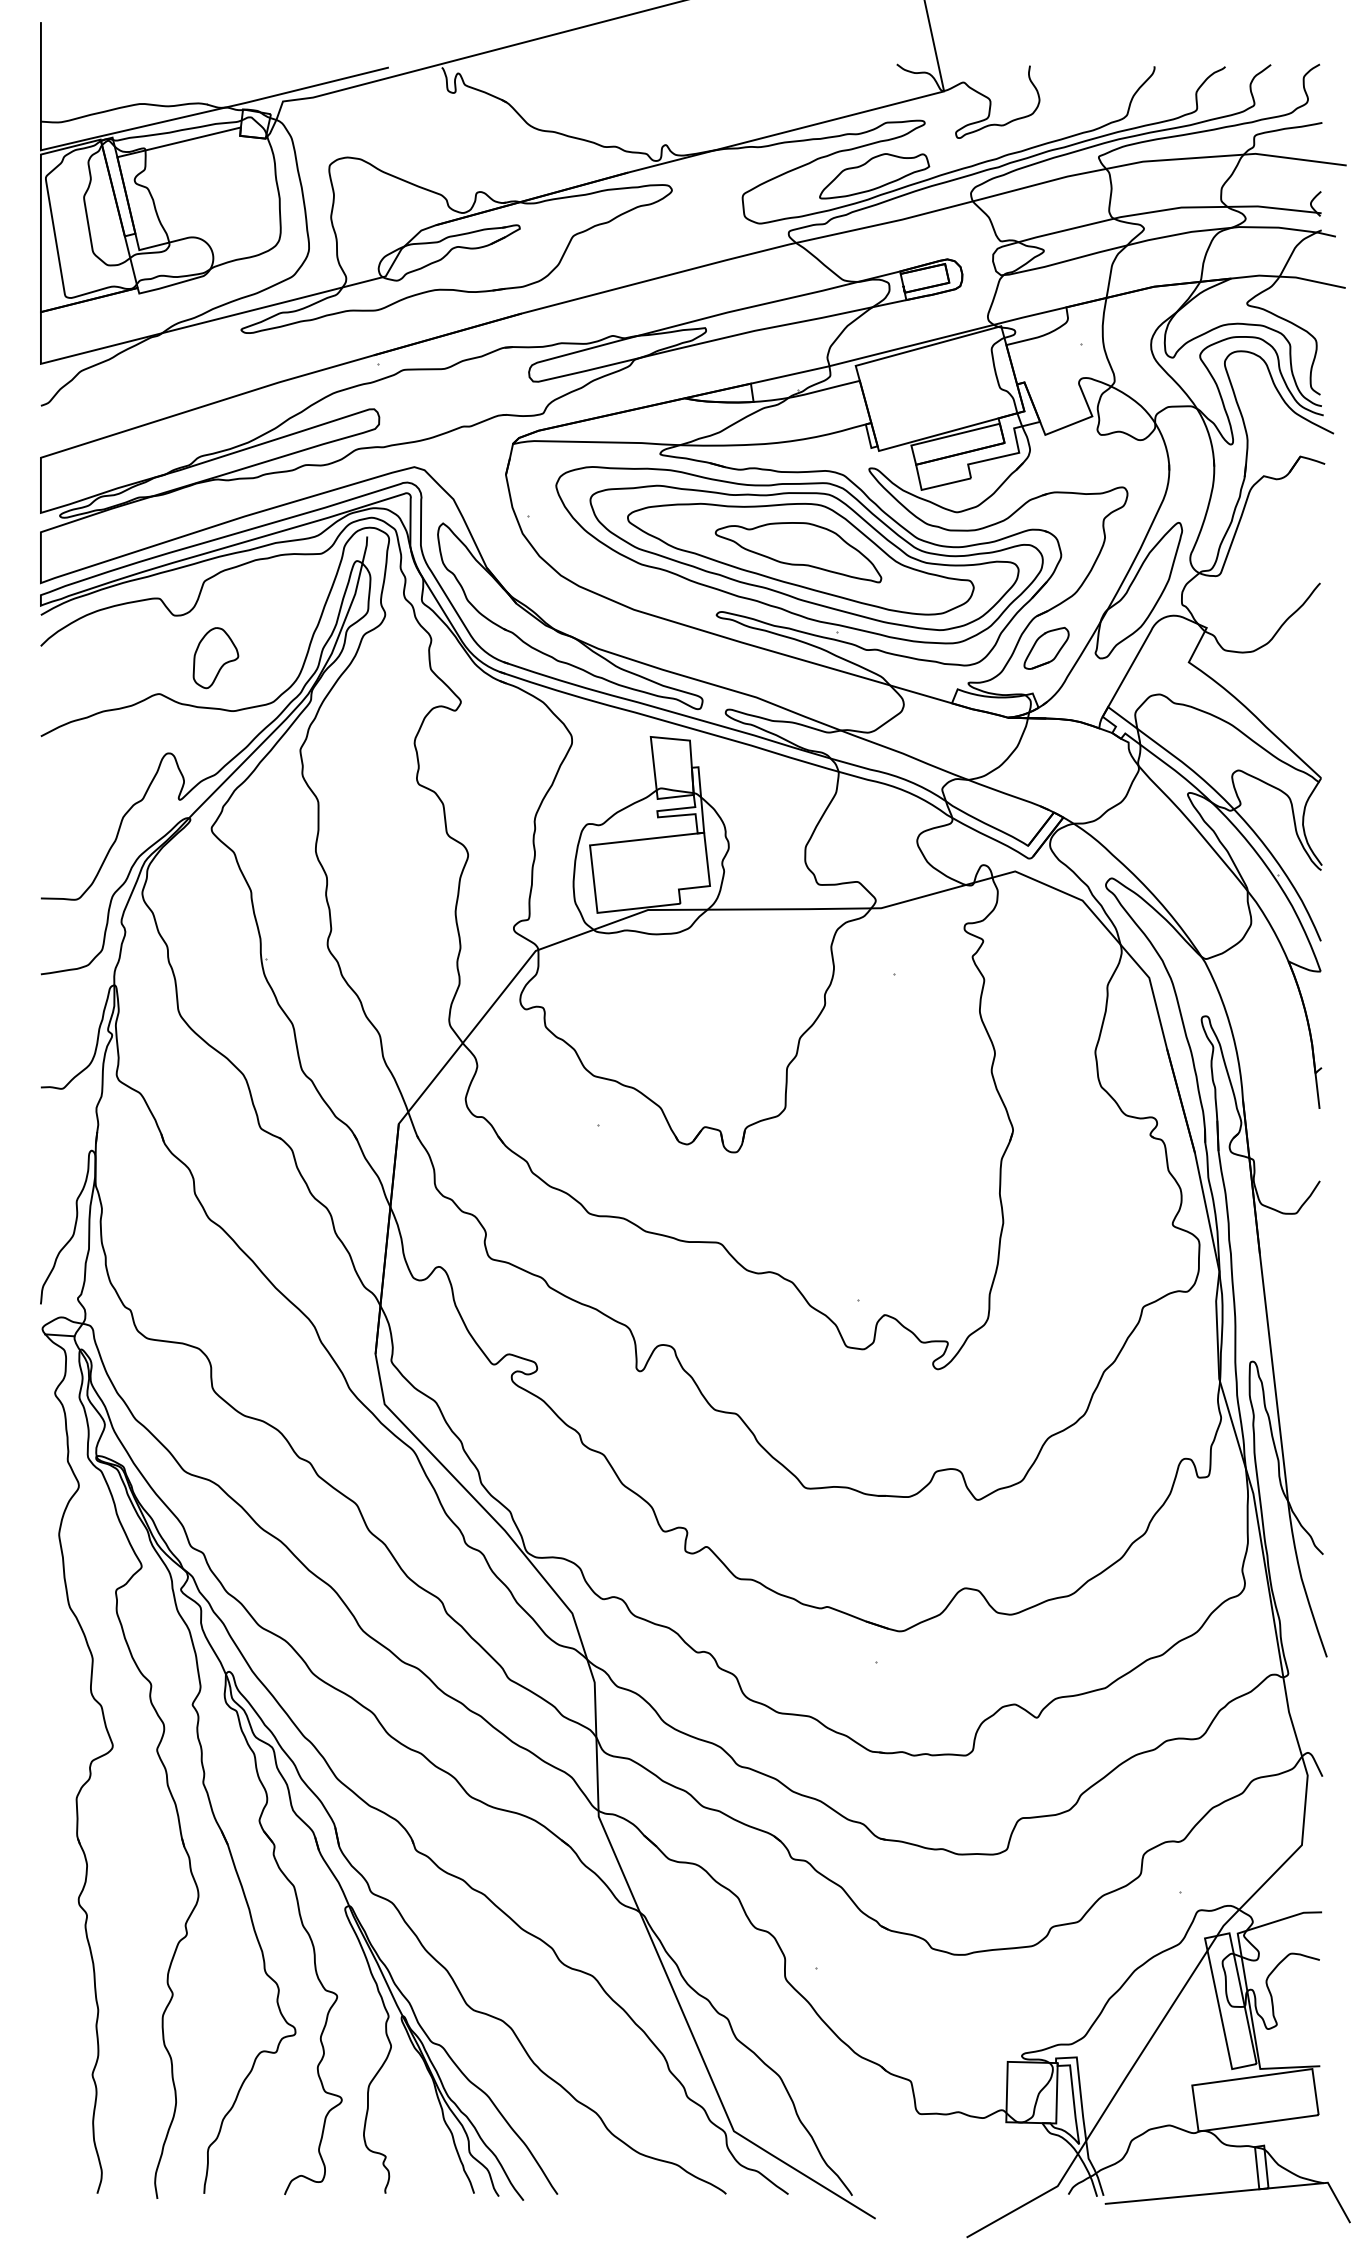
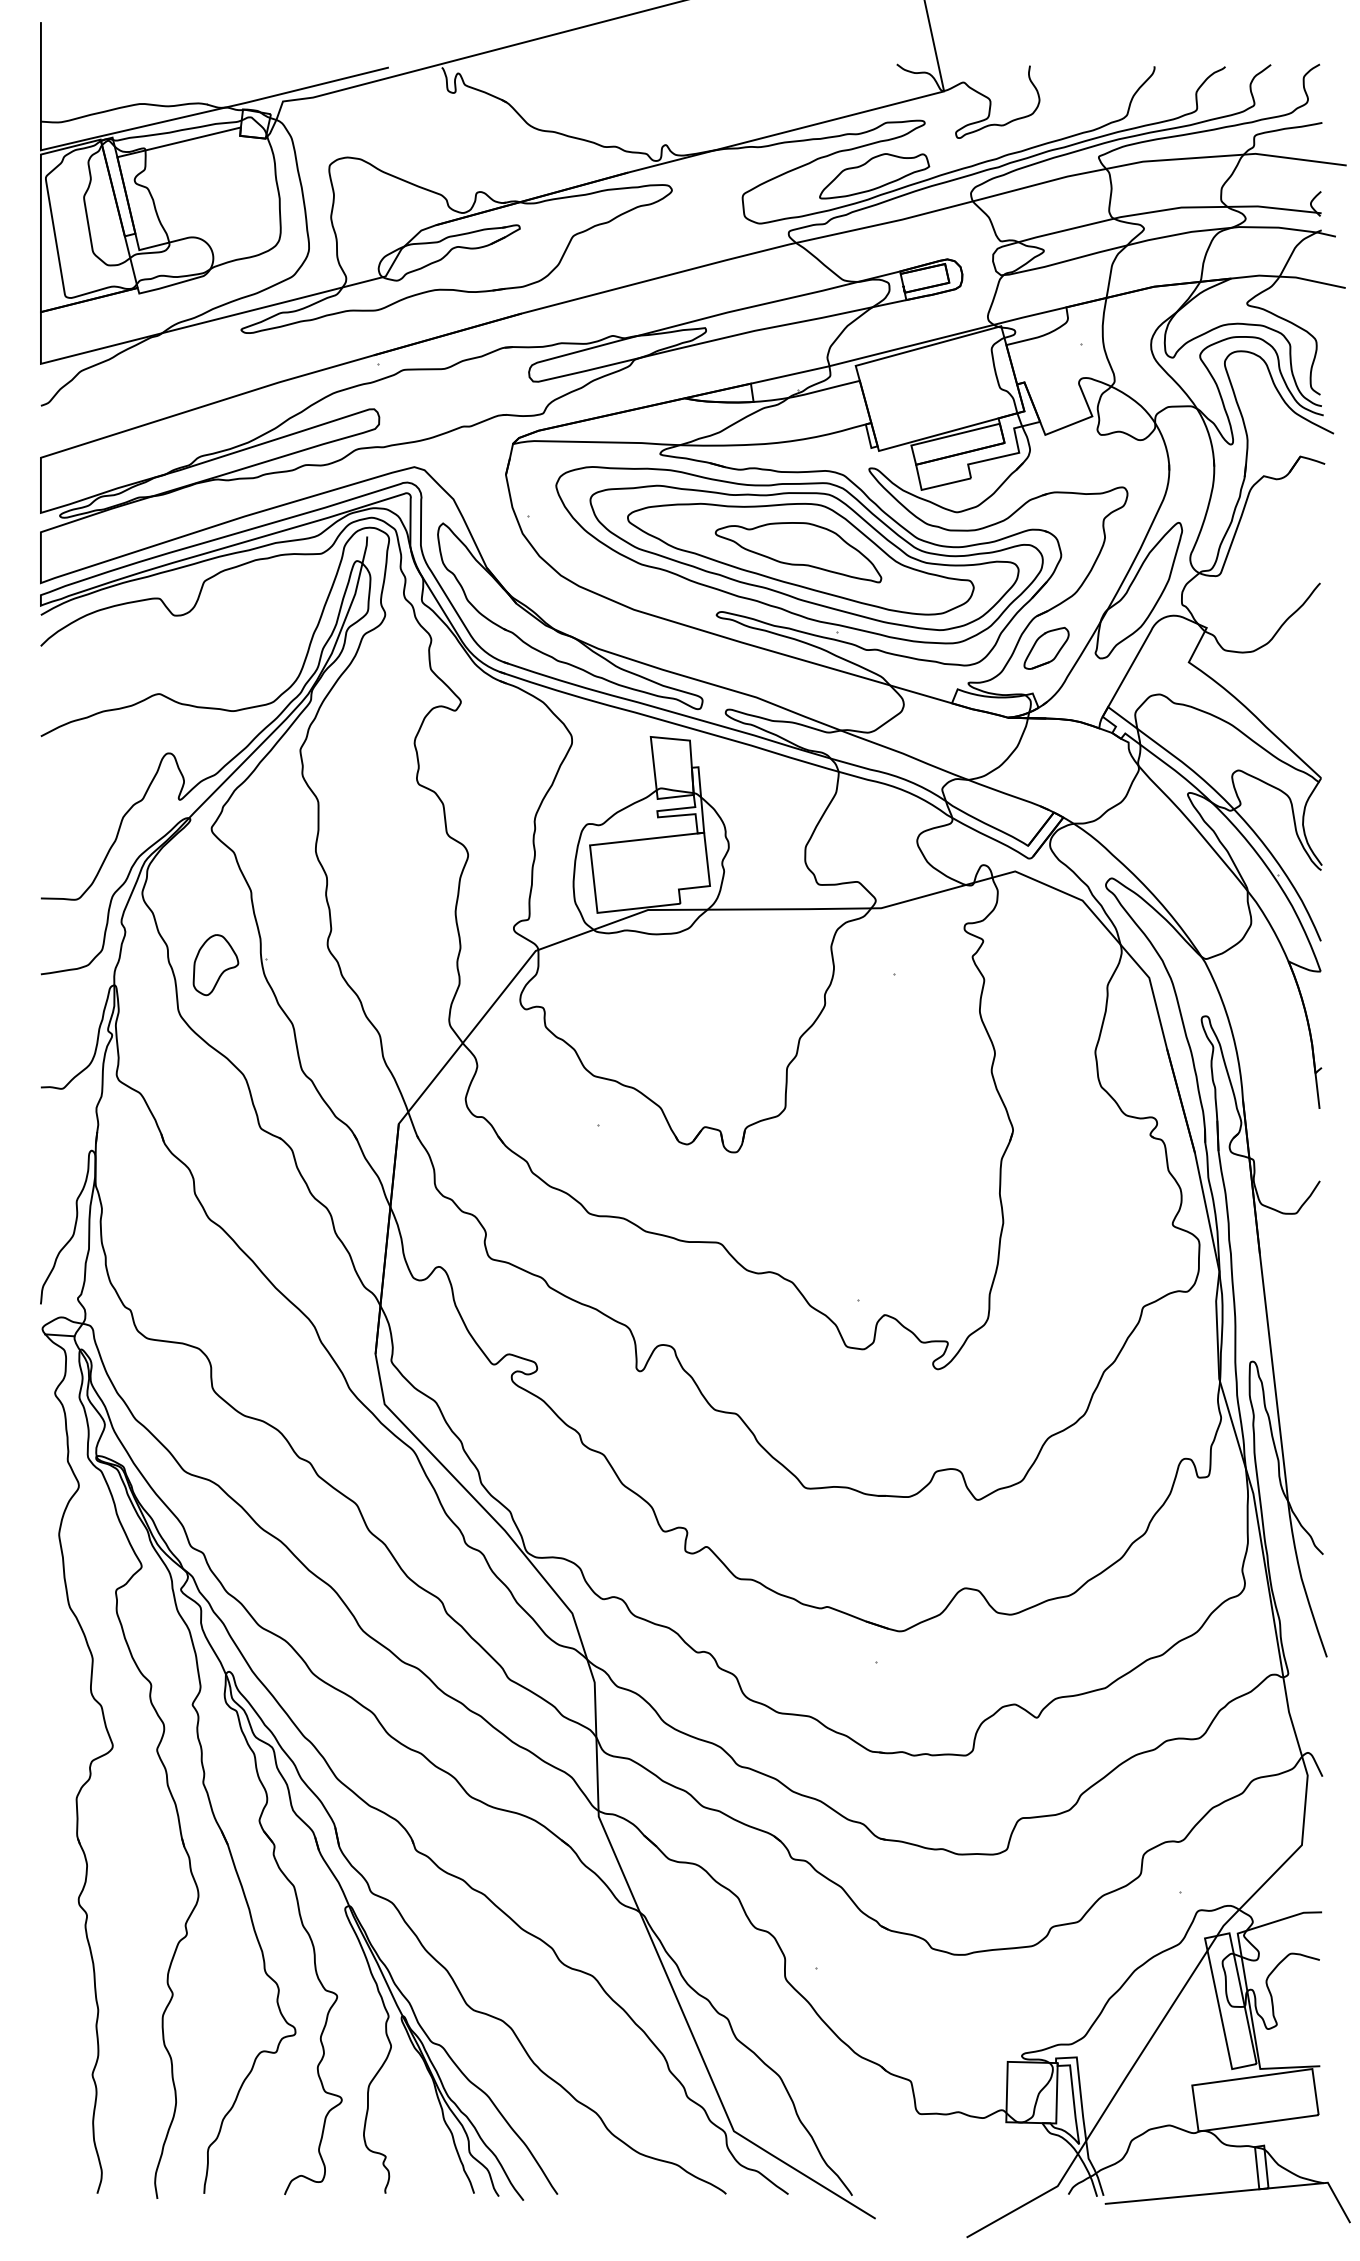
part position: (215, 658) -> (215, 965) (215, 965)
